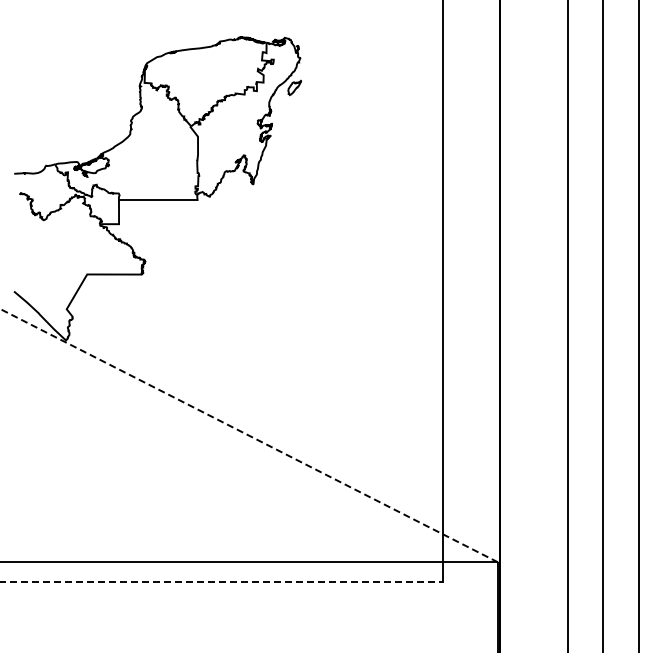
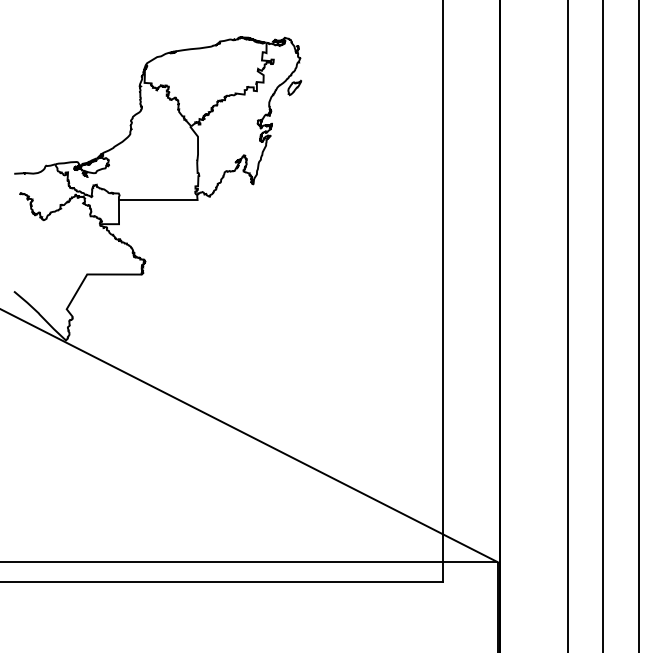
line: dashed -> solid (249, 435)
line: dashed -> solid (222, 582)
